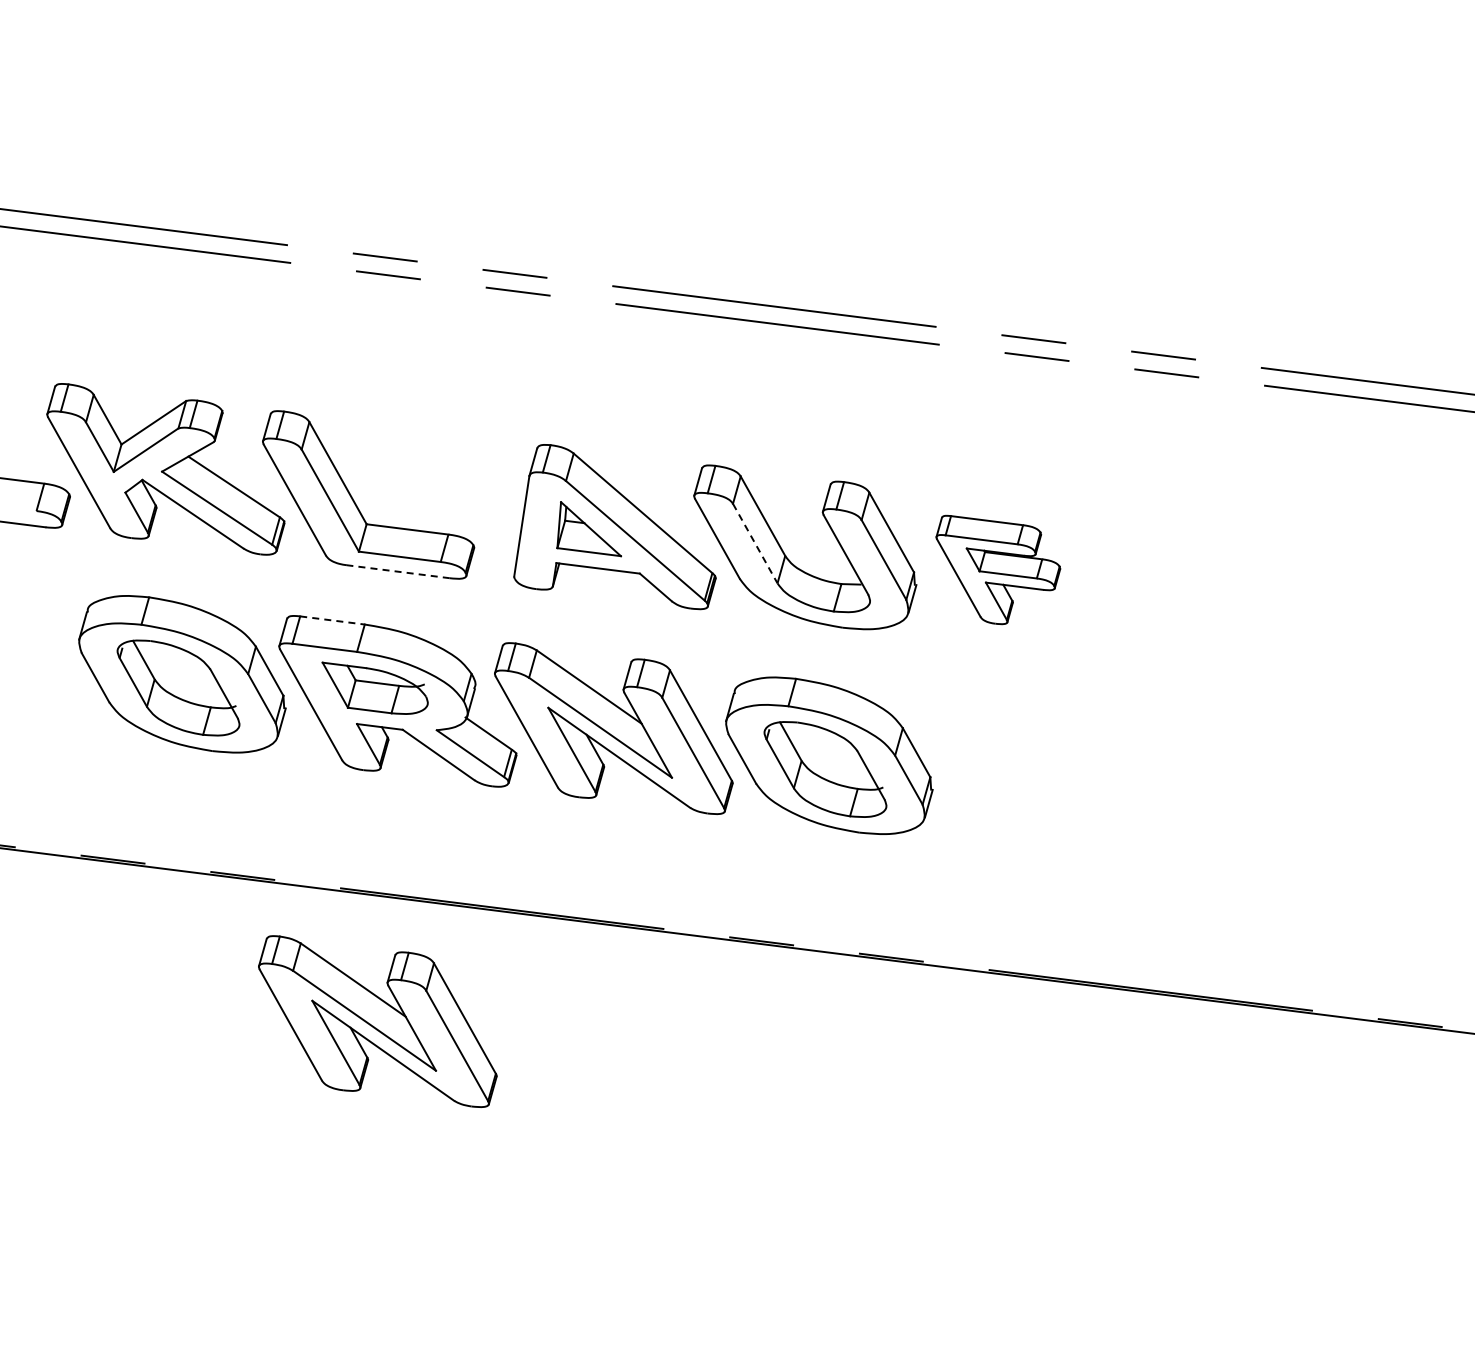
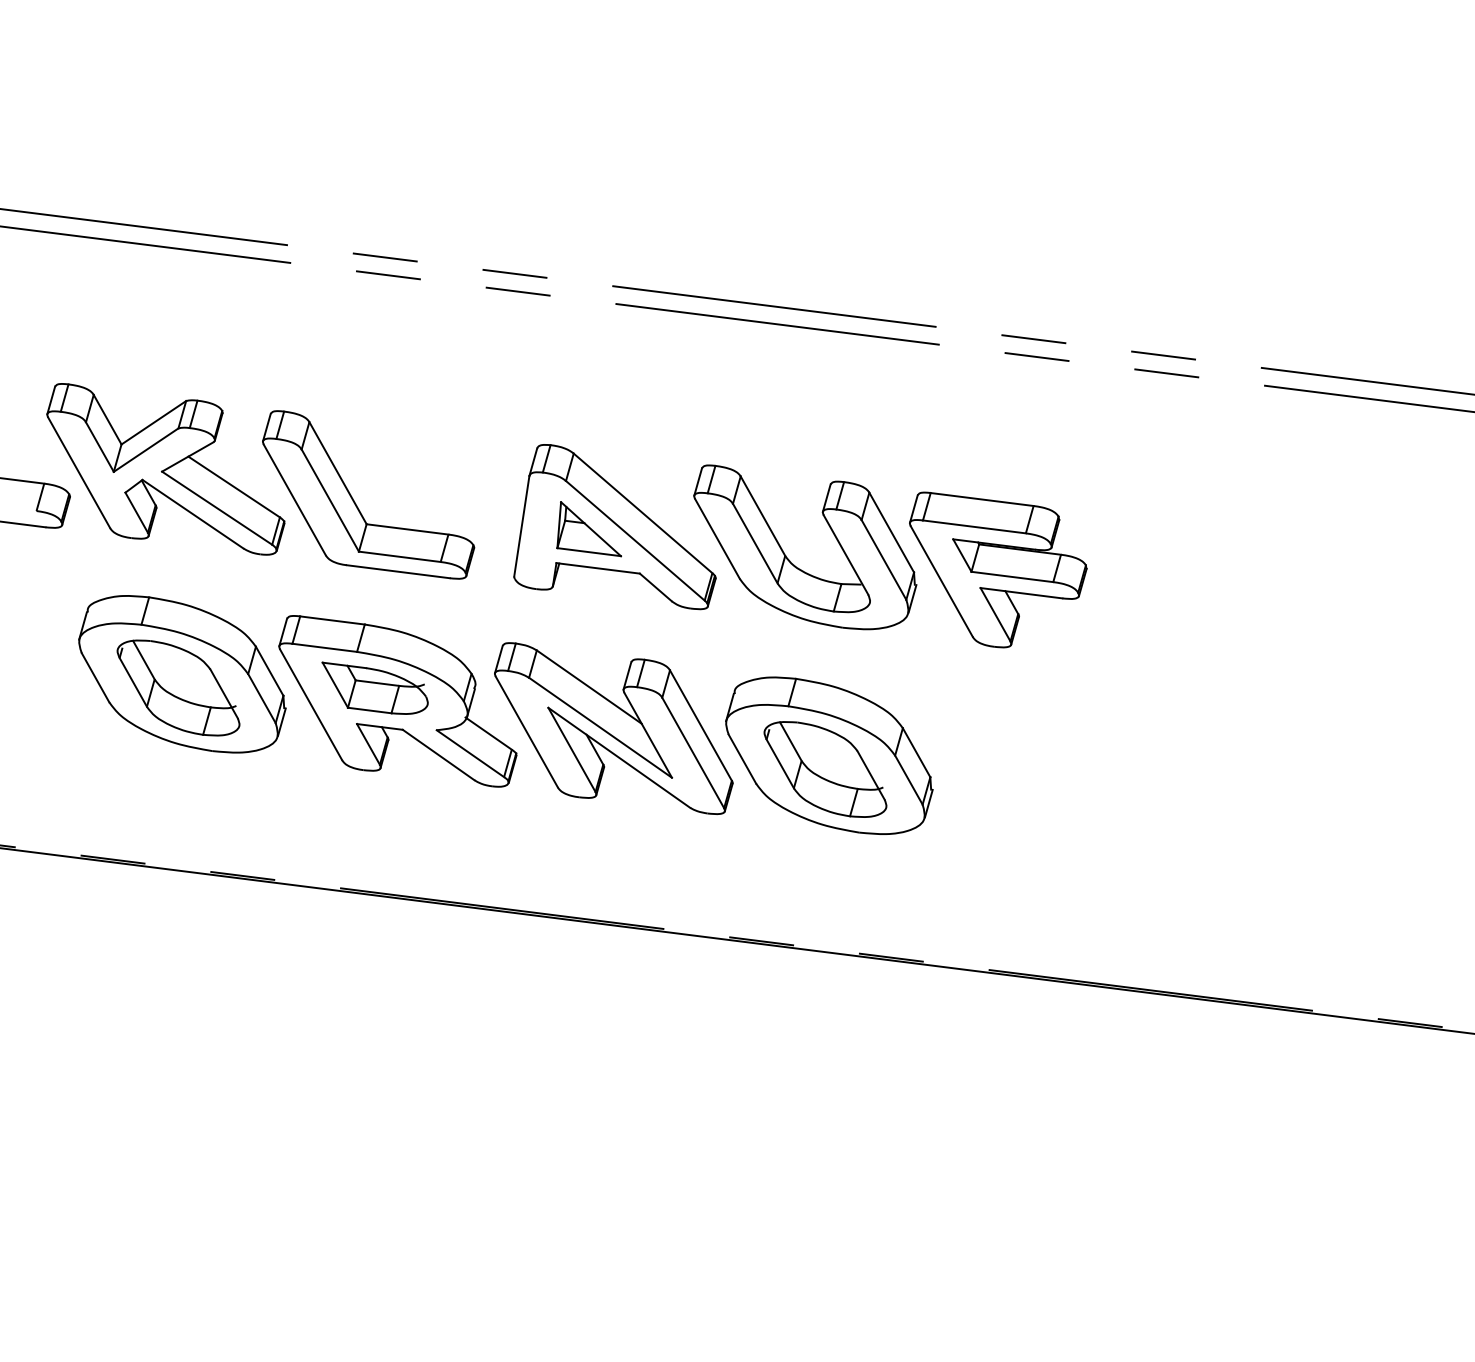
line: dashed -> solid (755, 543)
part size: 127x112 px -> 179x158 px (998, 569)
line: dashed -> solid (398, 571)
line: dashed -> solid (332, 620)
part: present -> none (377, 1021)
